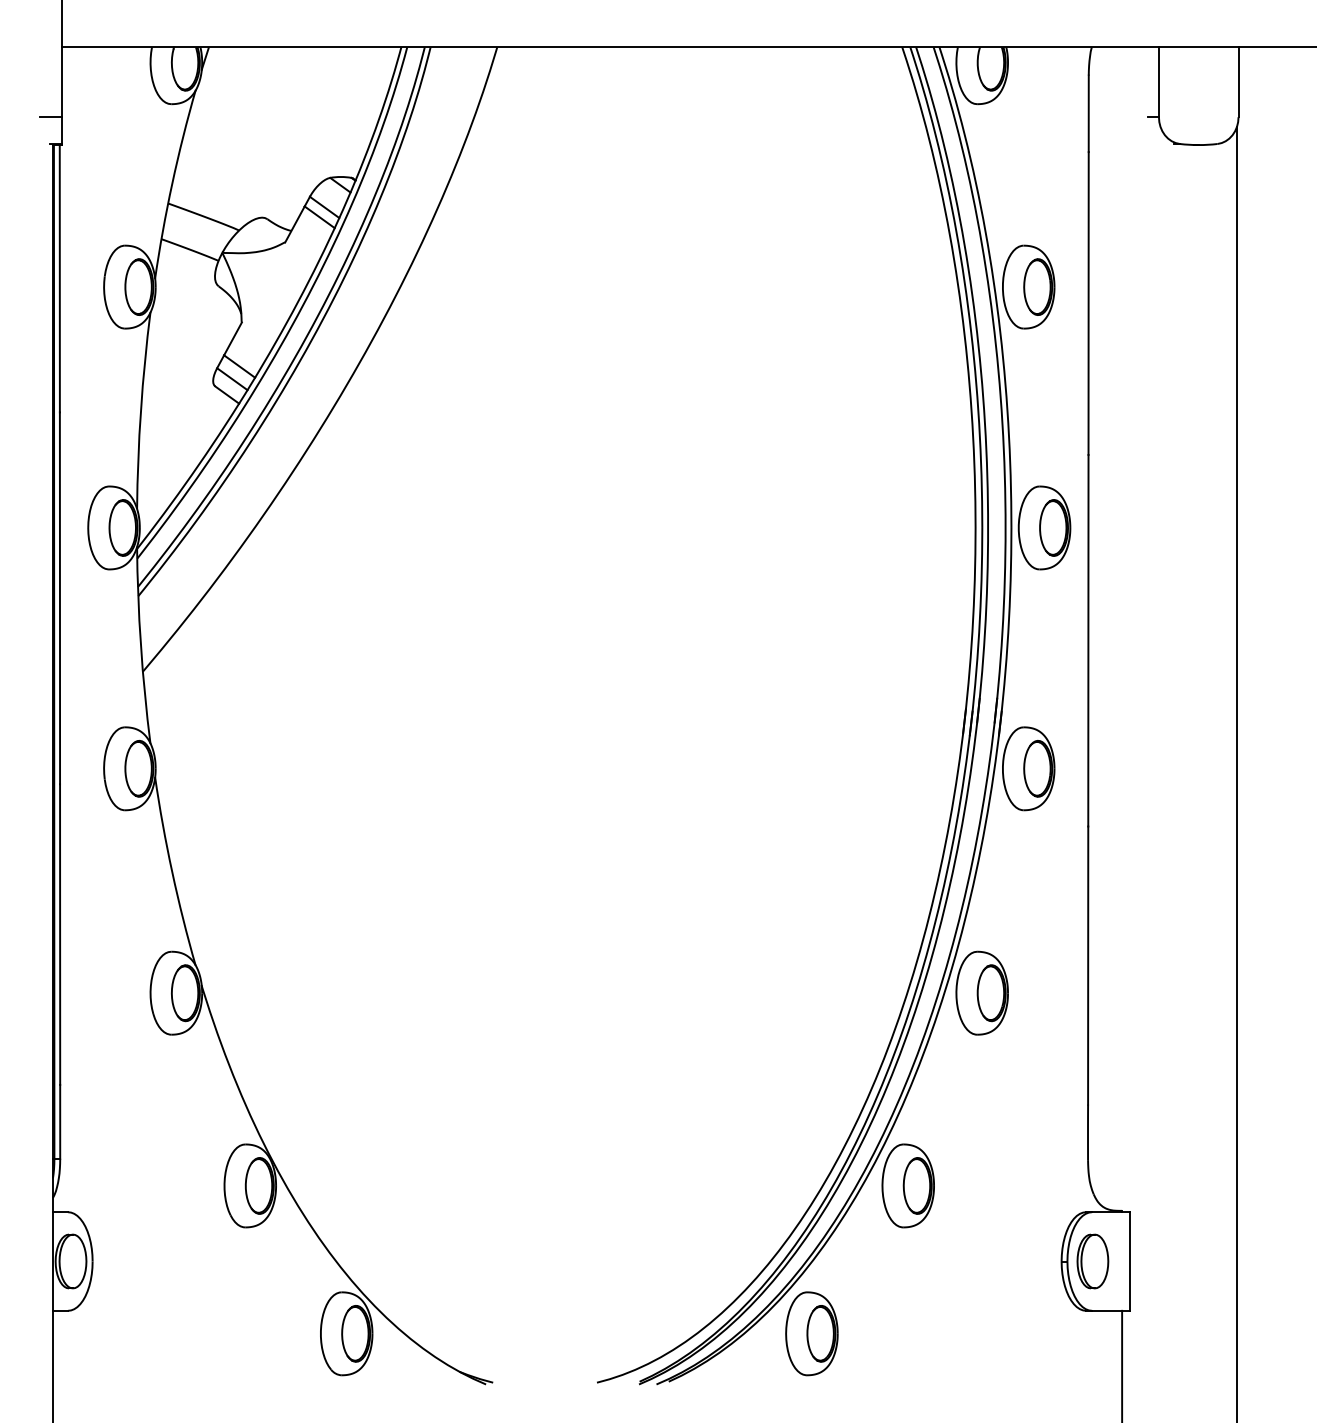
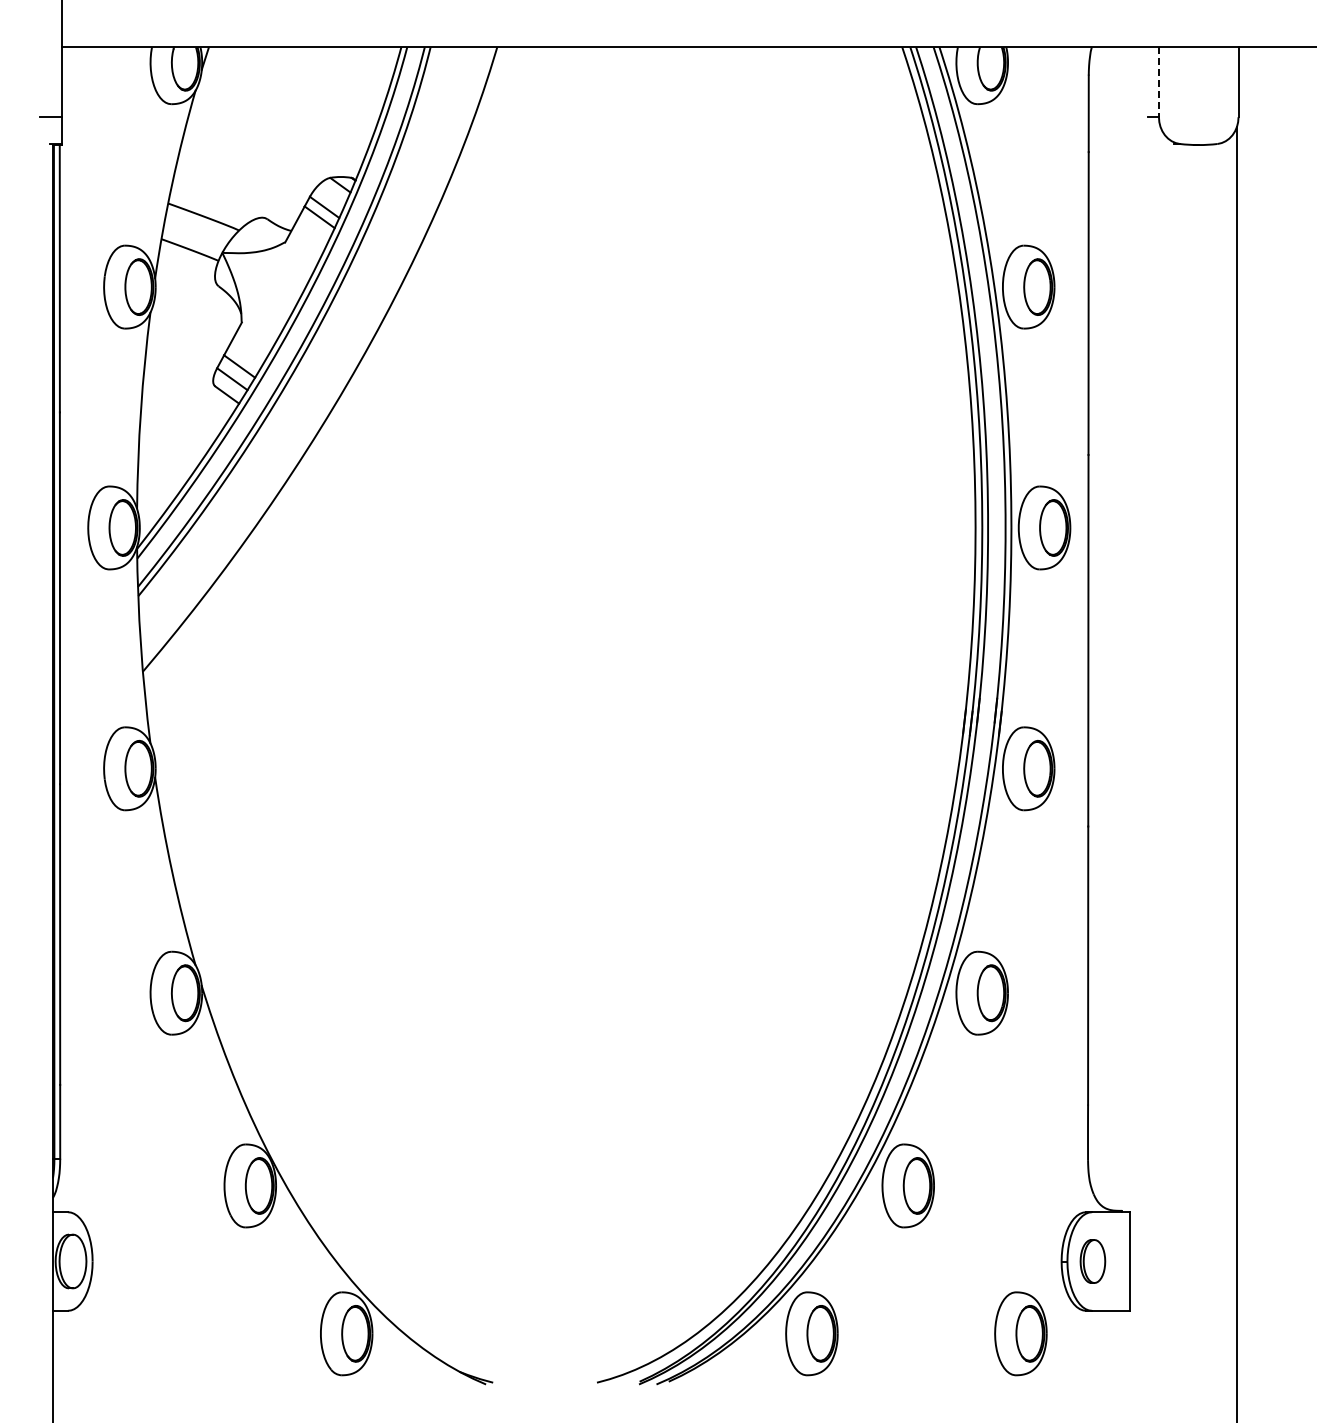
line: solid -> dashed (1158, 82)
part size: 34x57 px -> 28x45 px (1092, 1261)
part: none -> present (1020, 1333)
line: present -> none (1122, 1364)
